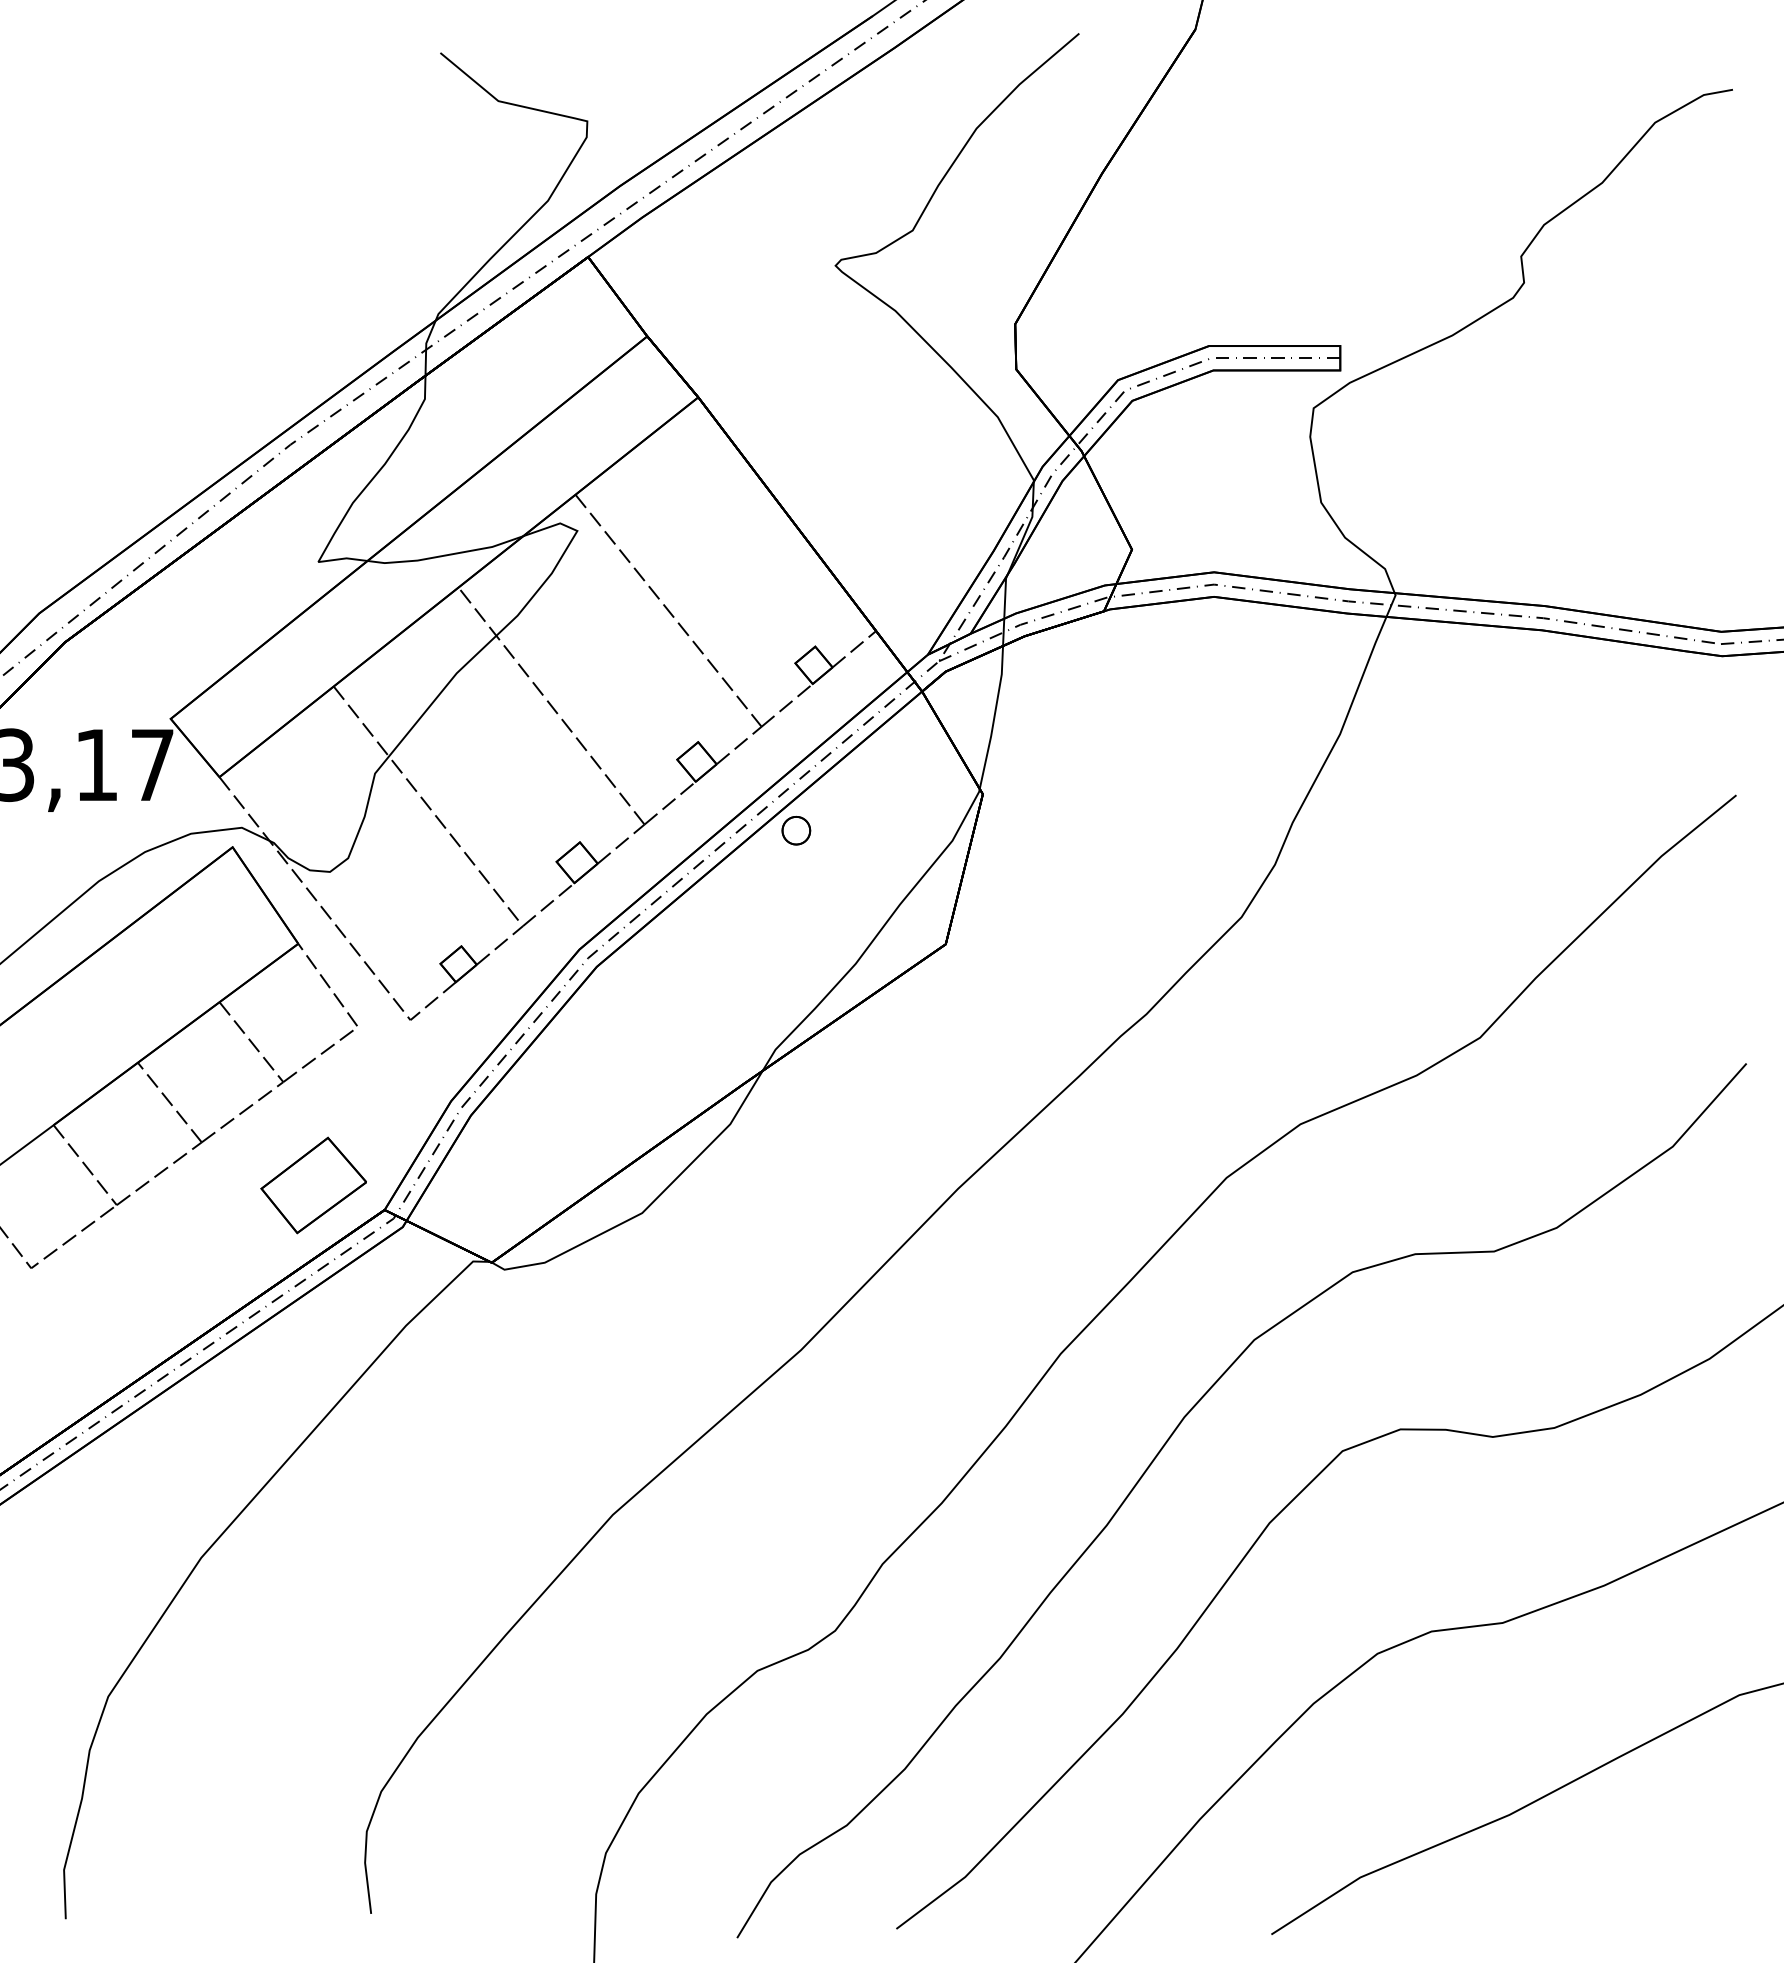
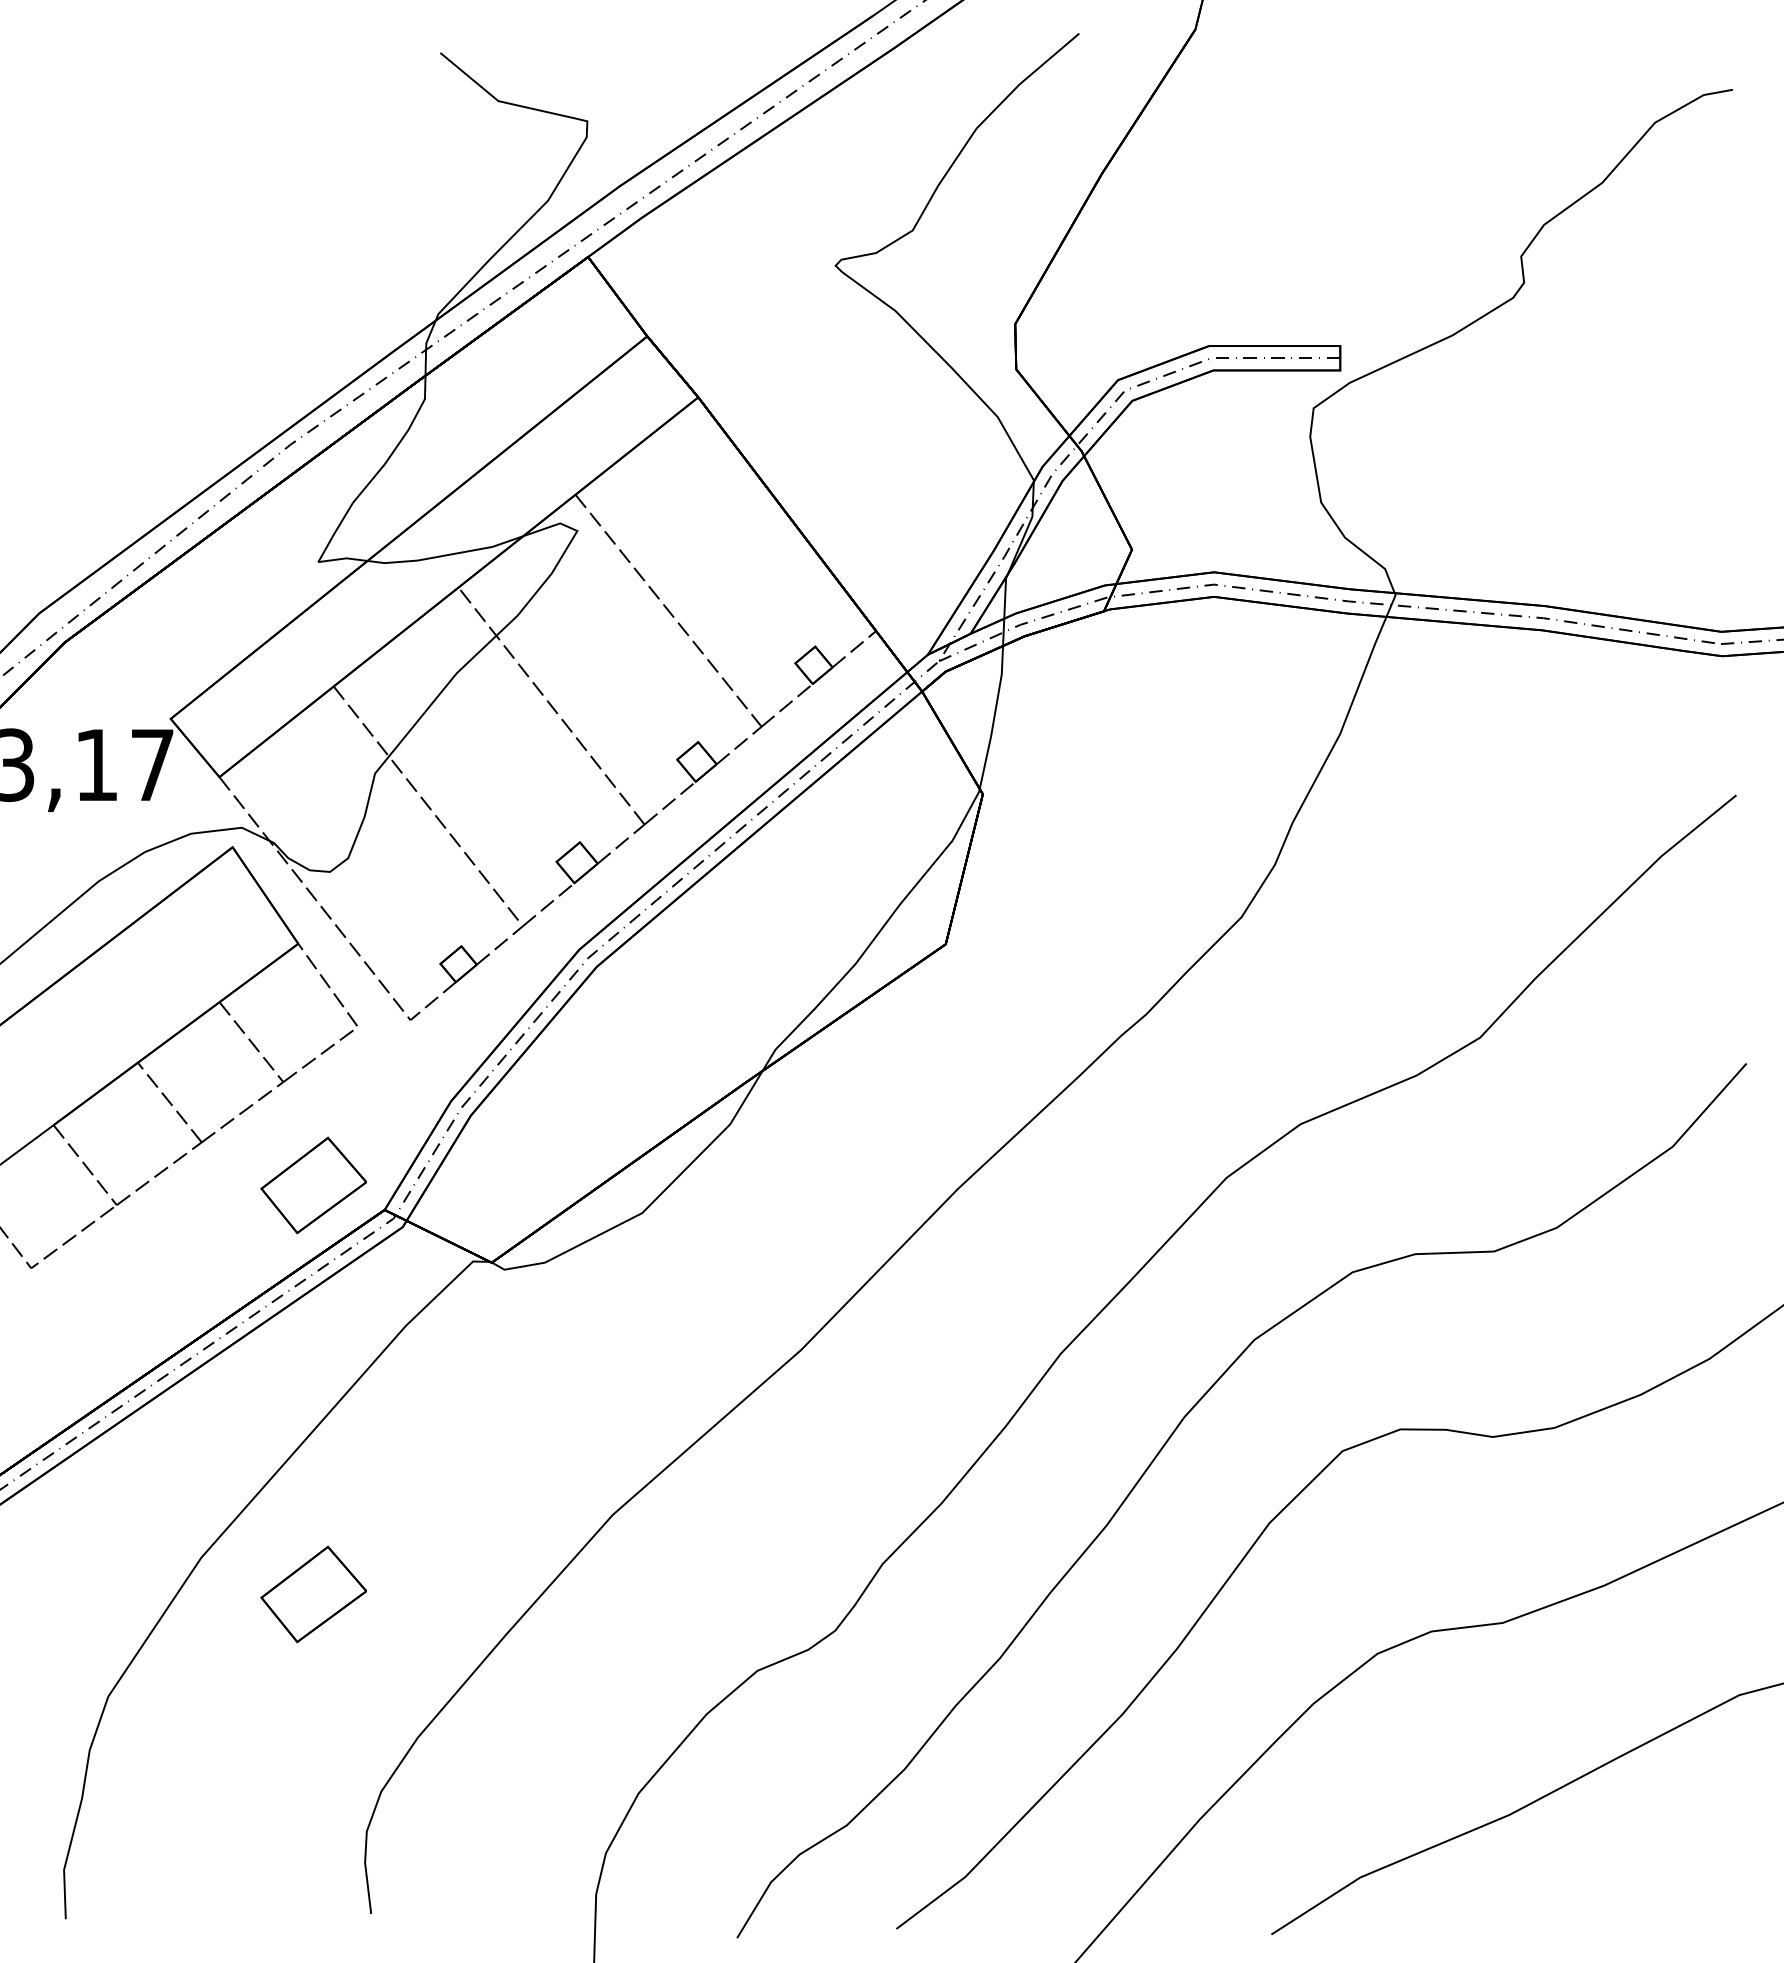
part: present -> none (796, 830)
part: none -> present (313, 1594)
